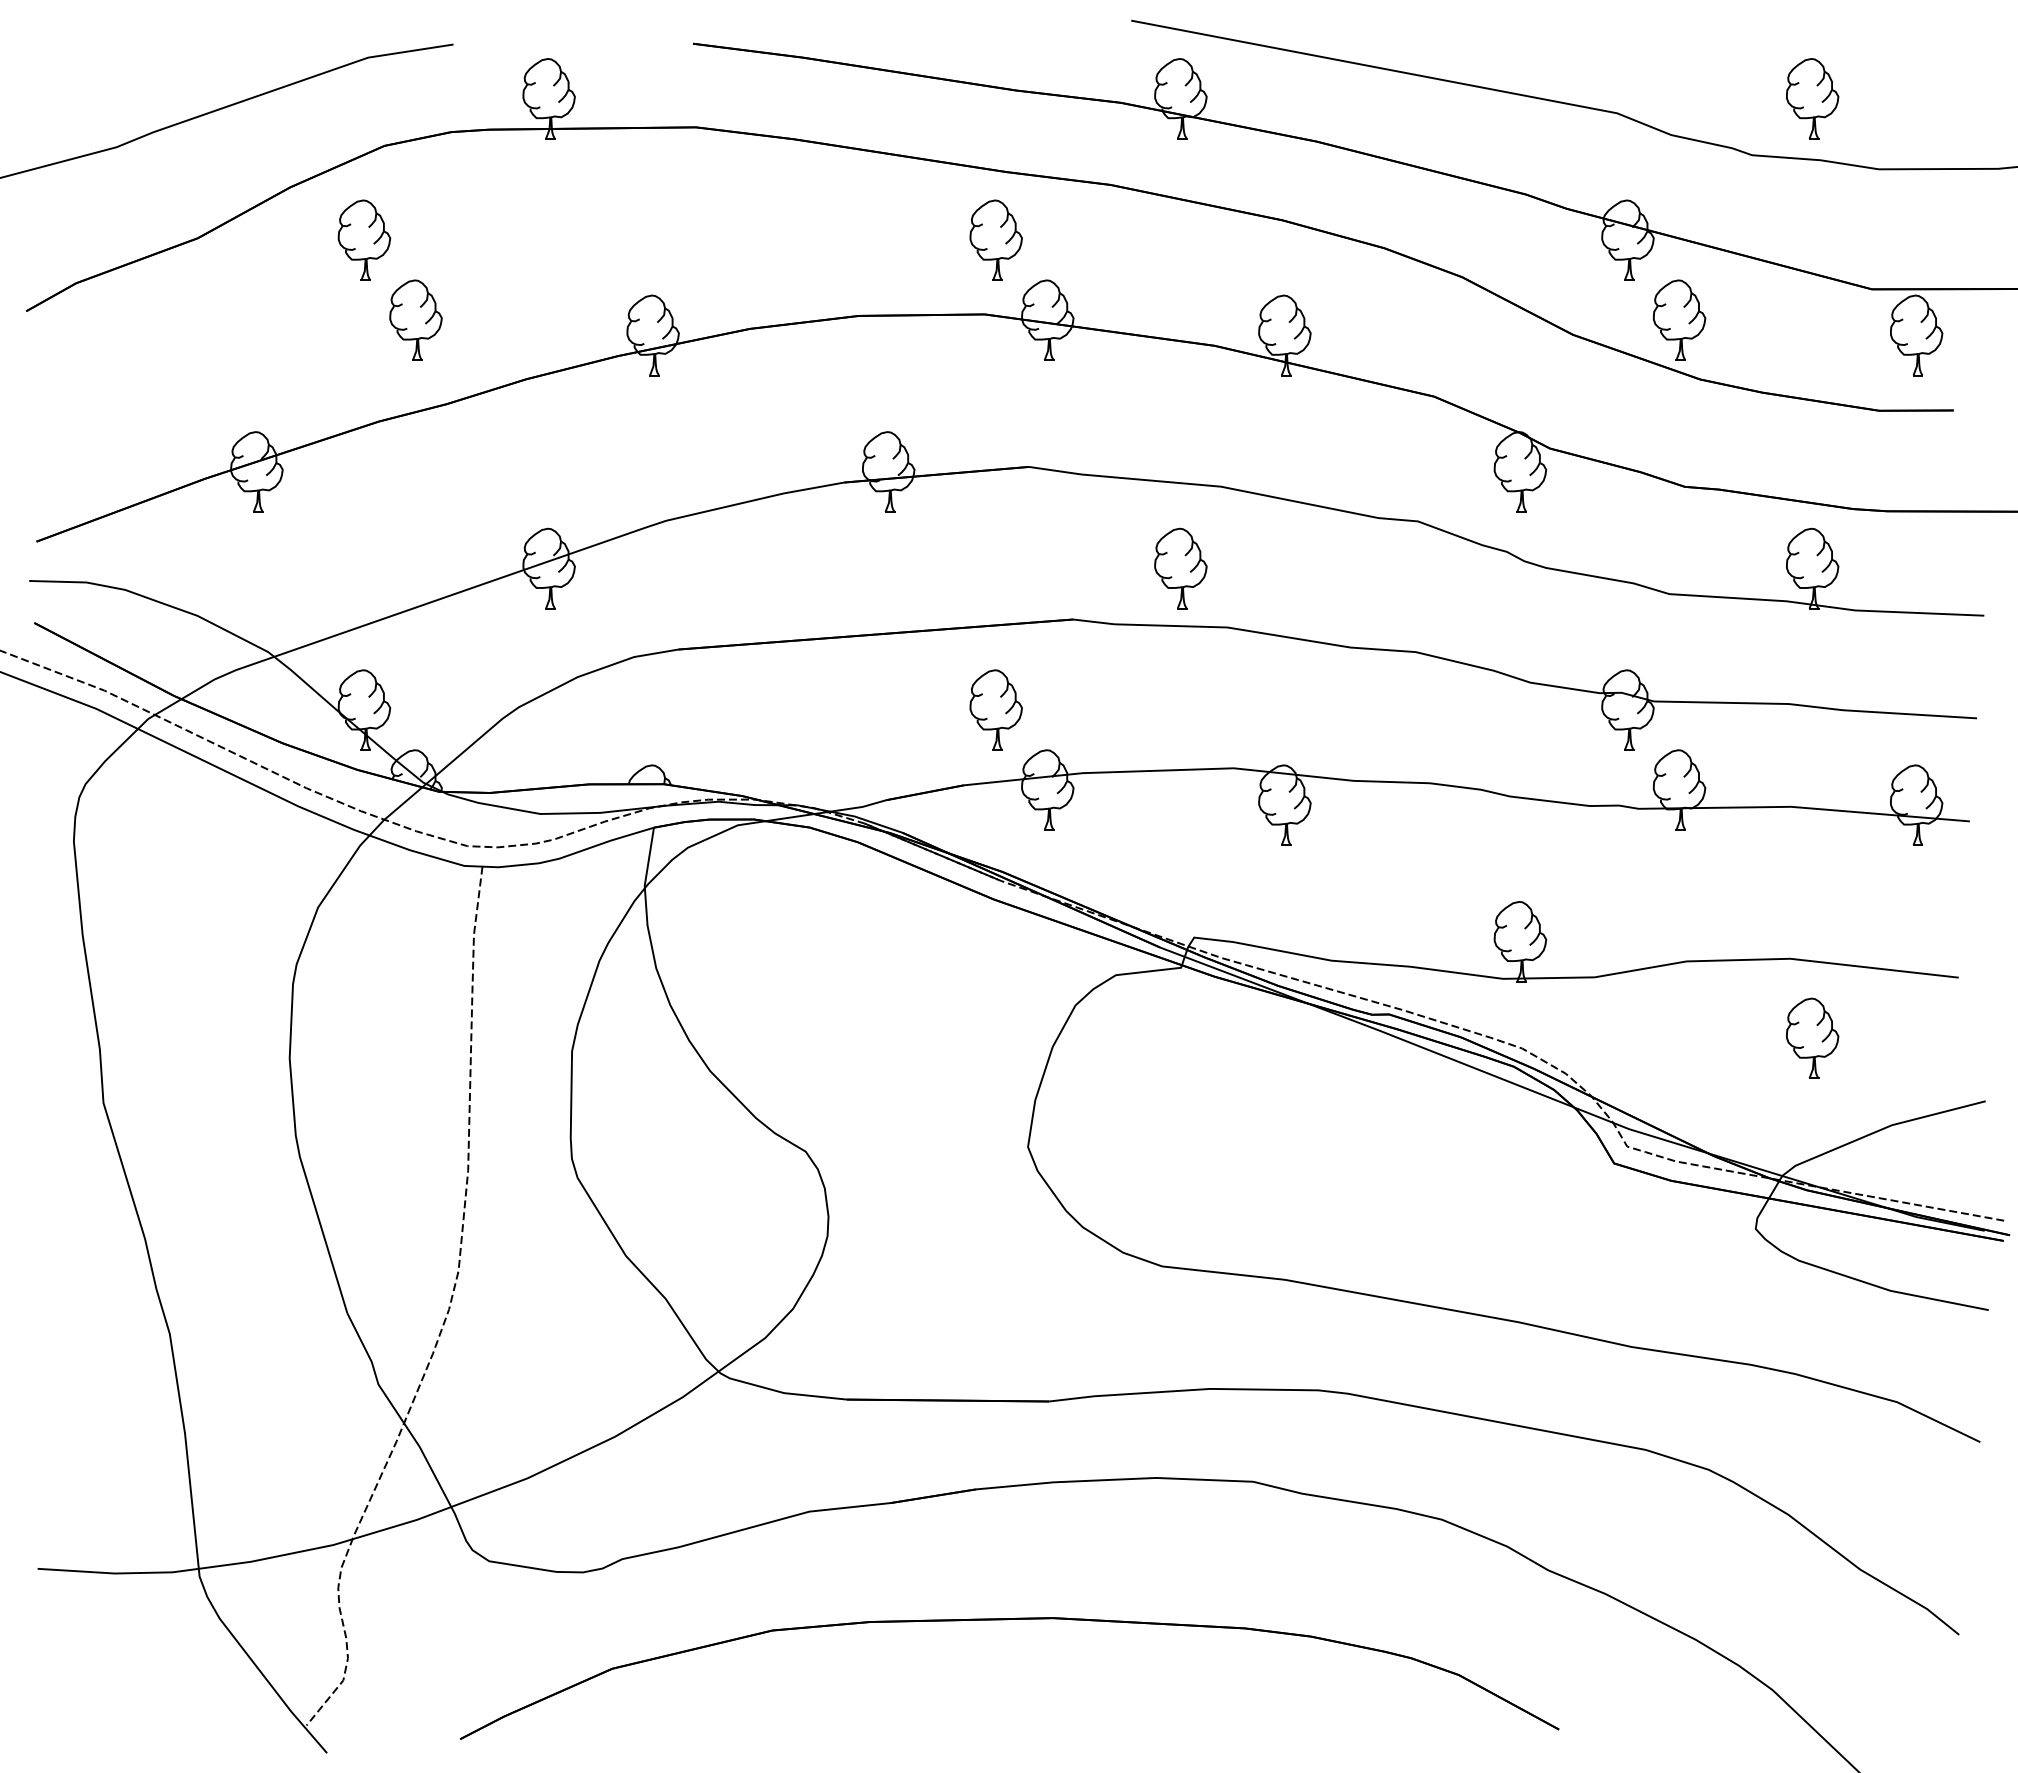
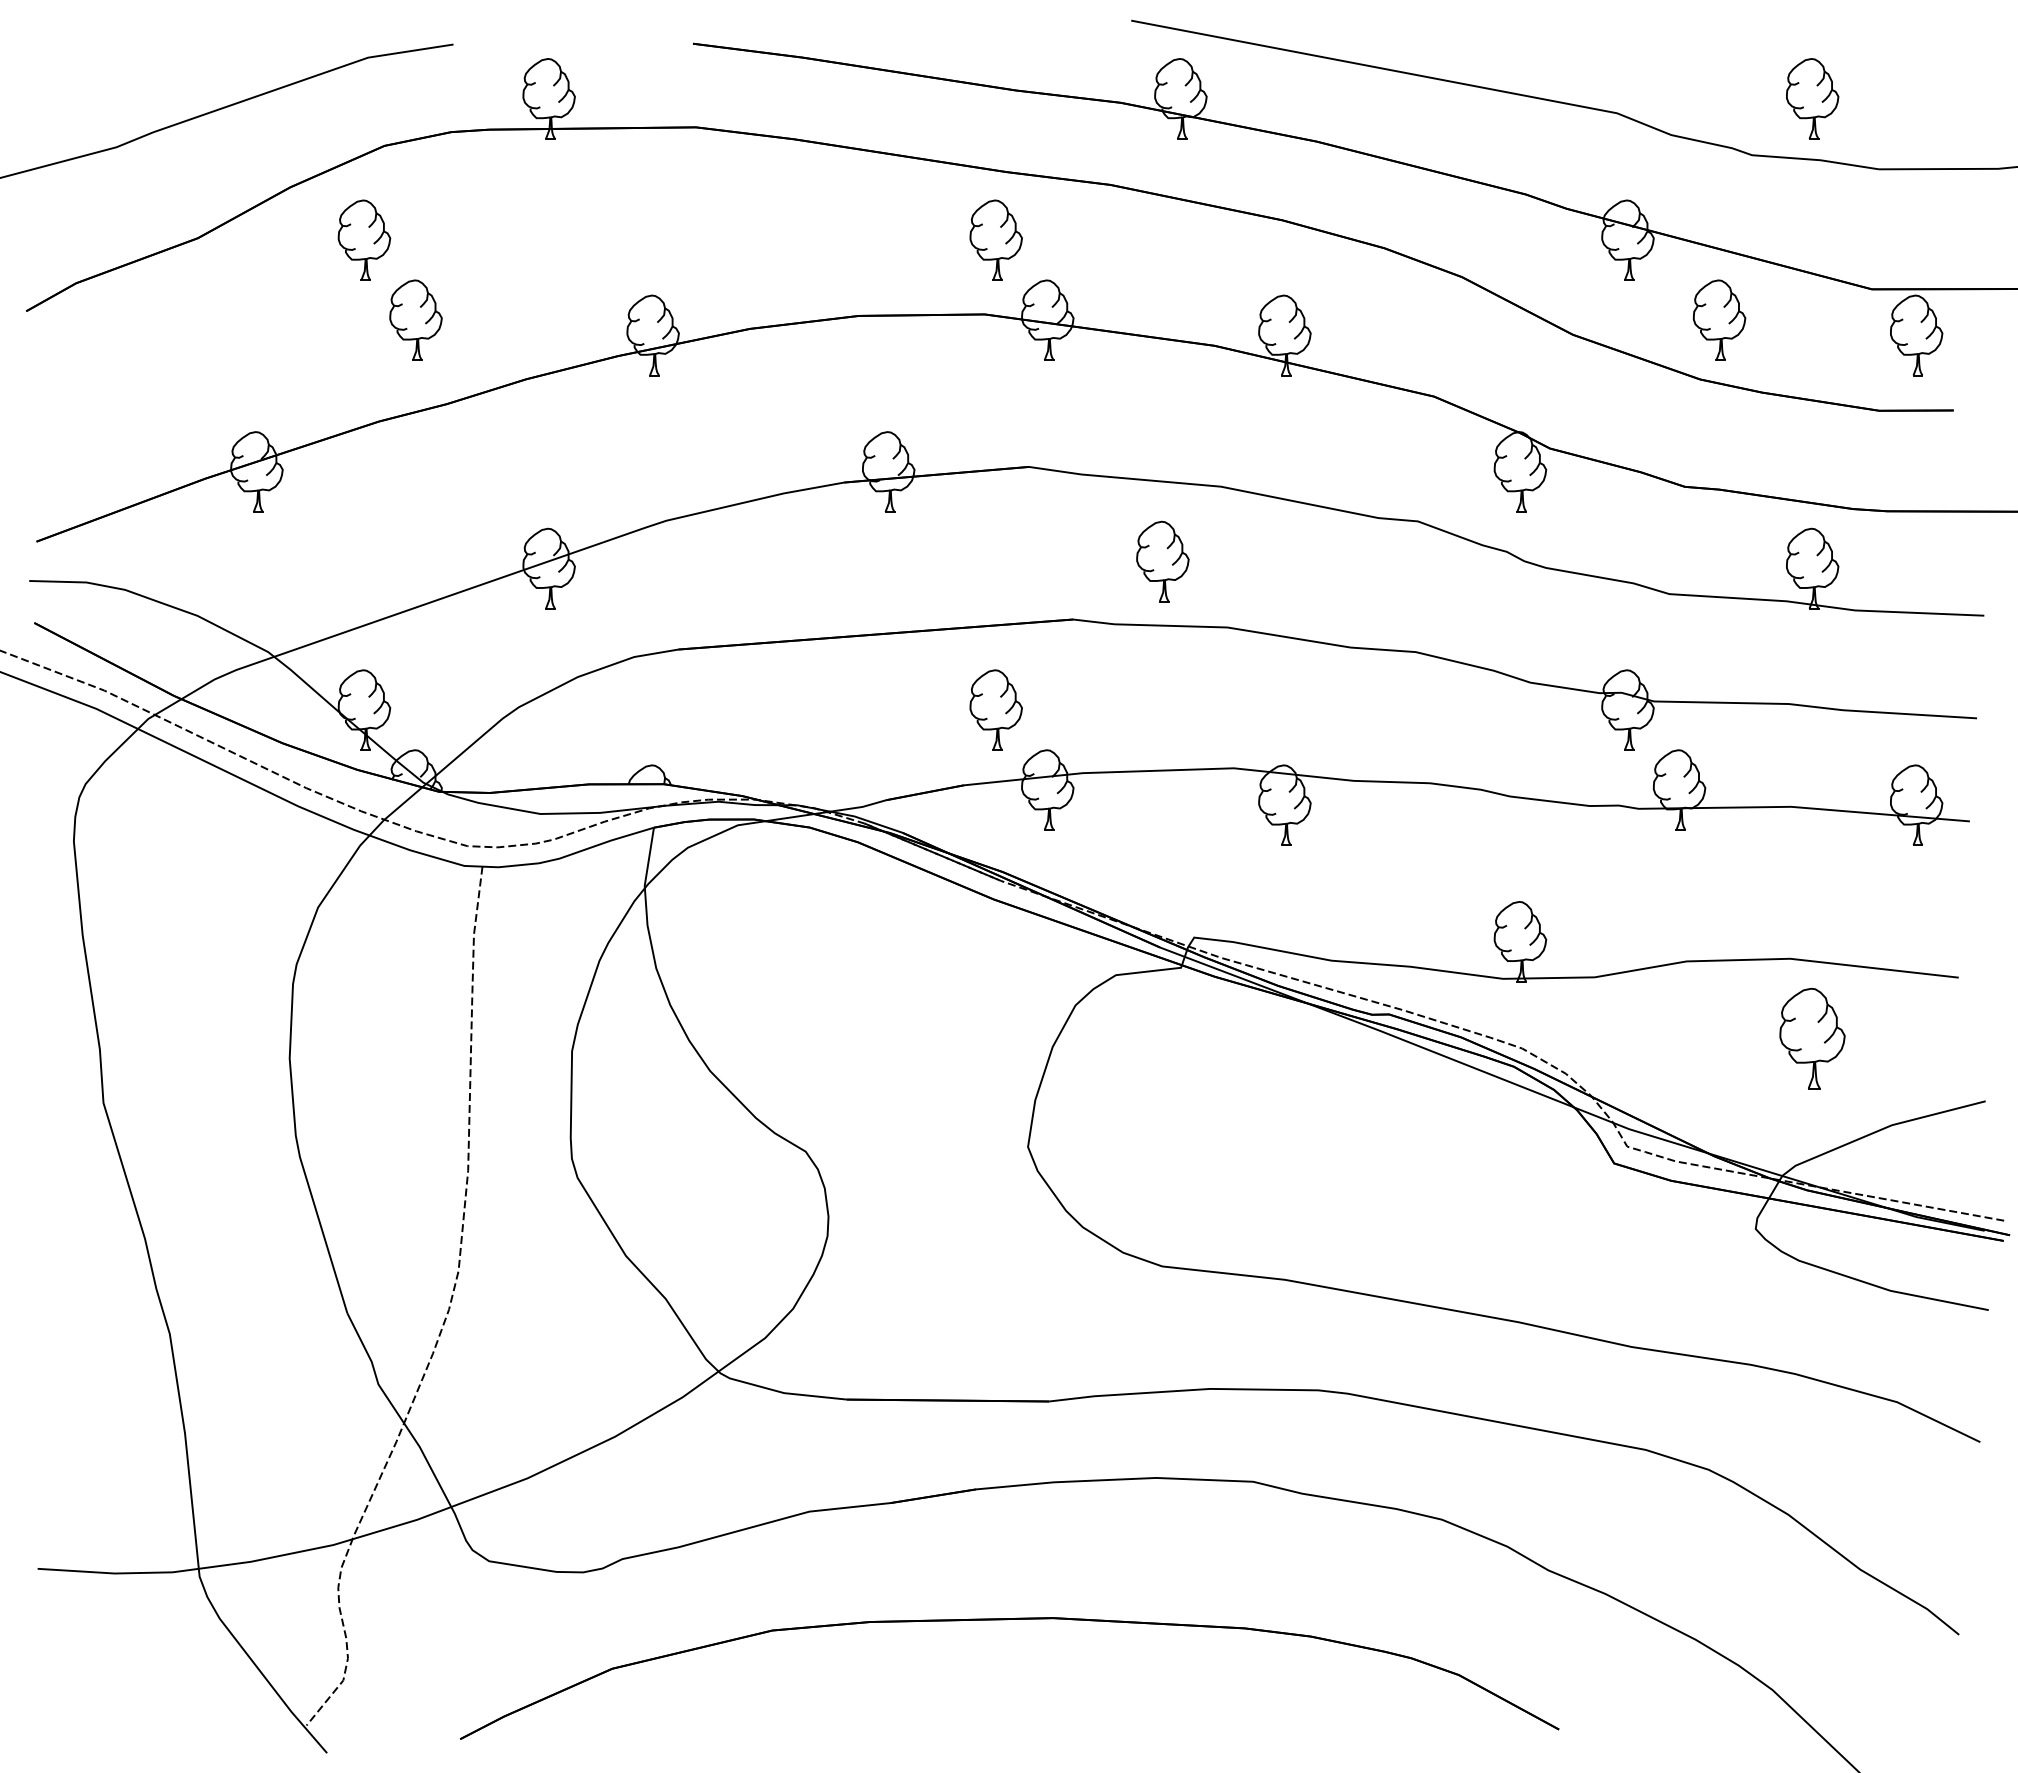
part position: (1679, 319) -> (1719, 319) (1719, 319)
part position: (1180, 568) -> (1162, 561) (1162, 561)
part size: 54x82 px -> 67x103 px (1812, 1038)
